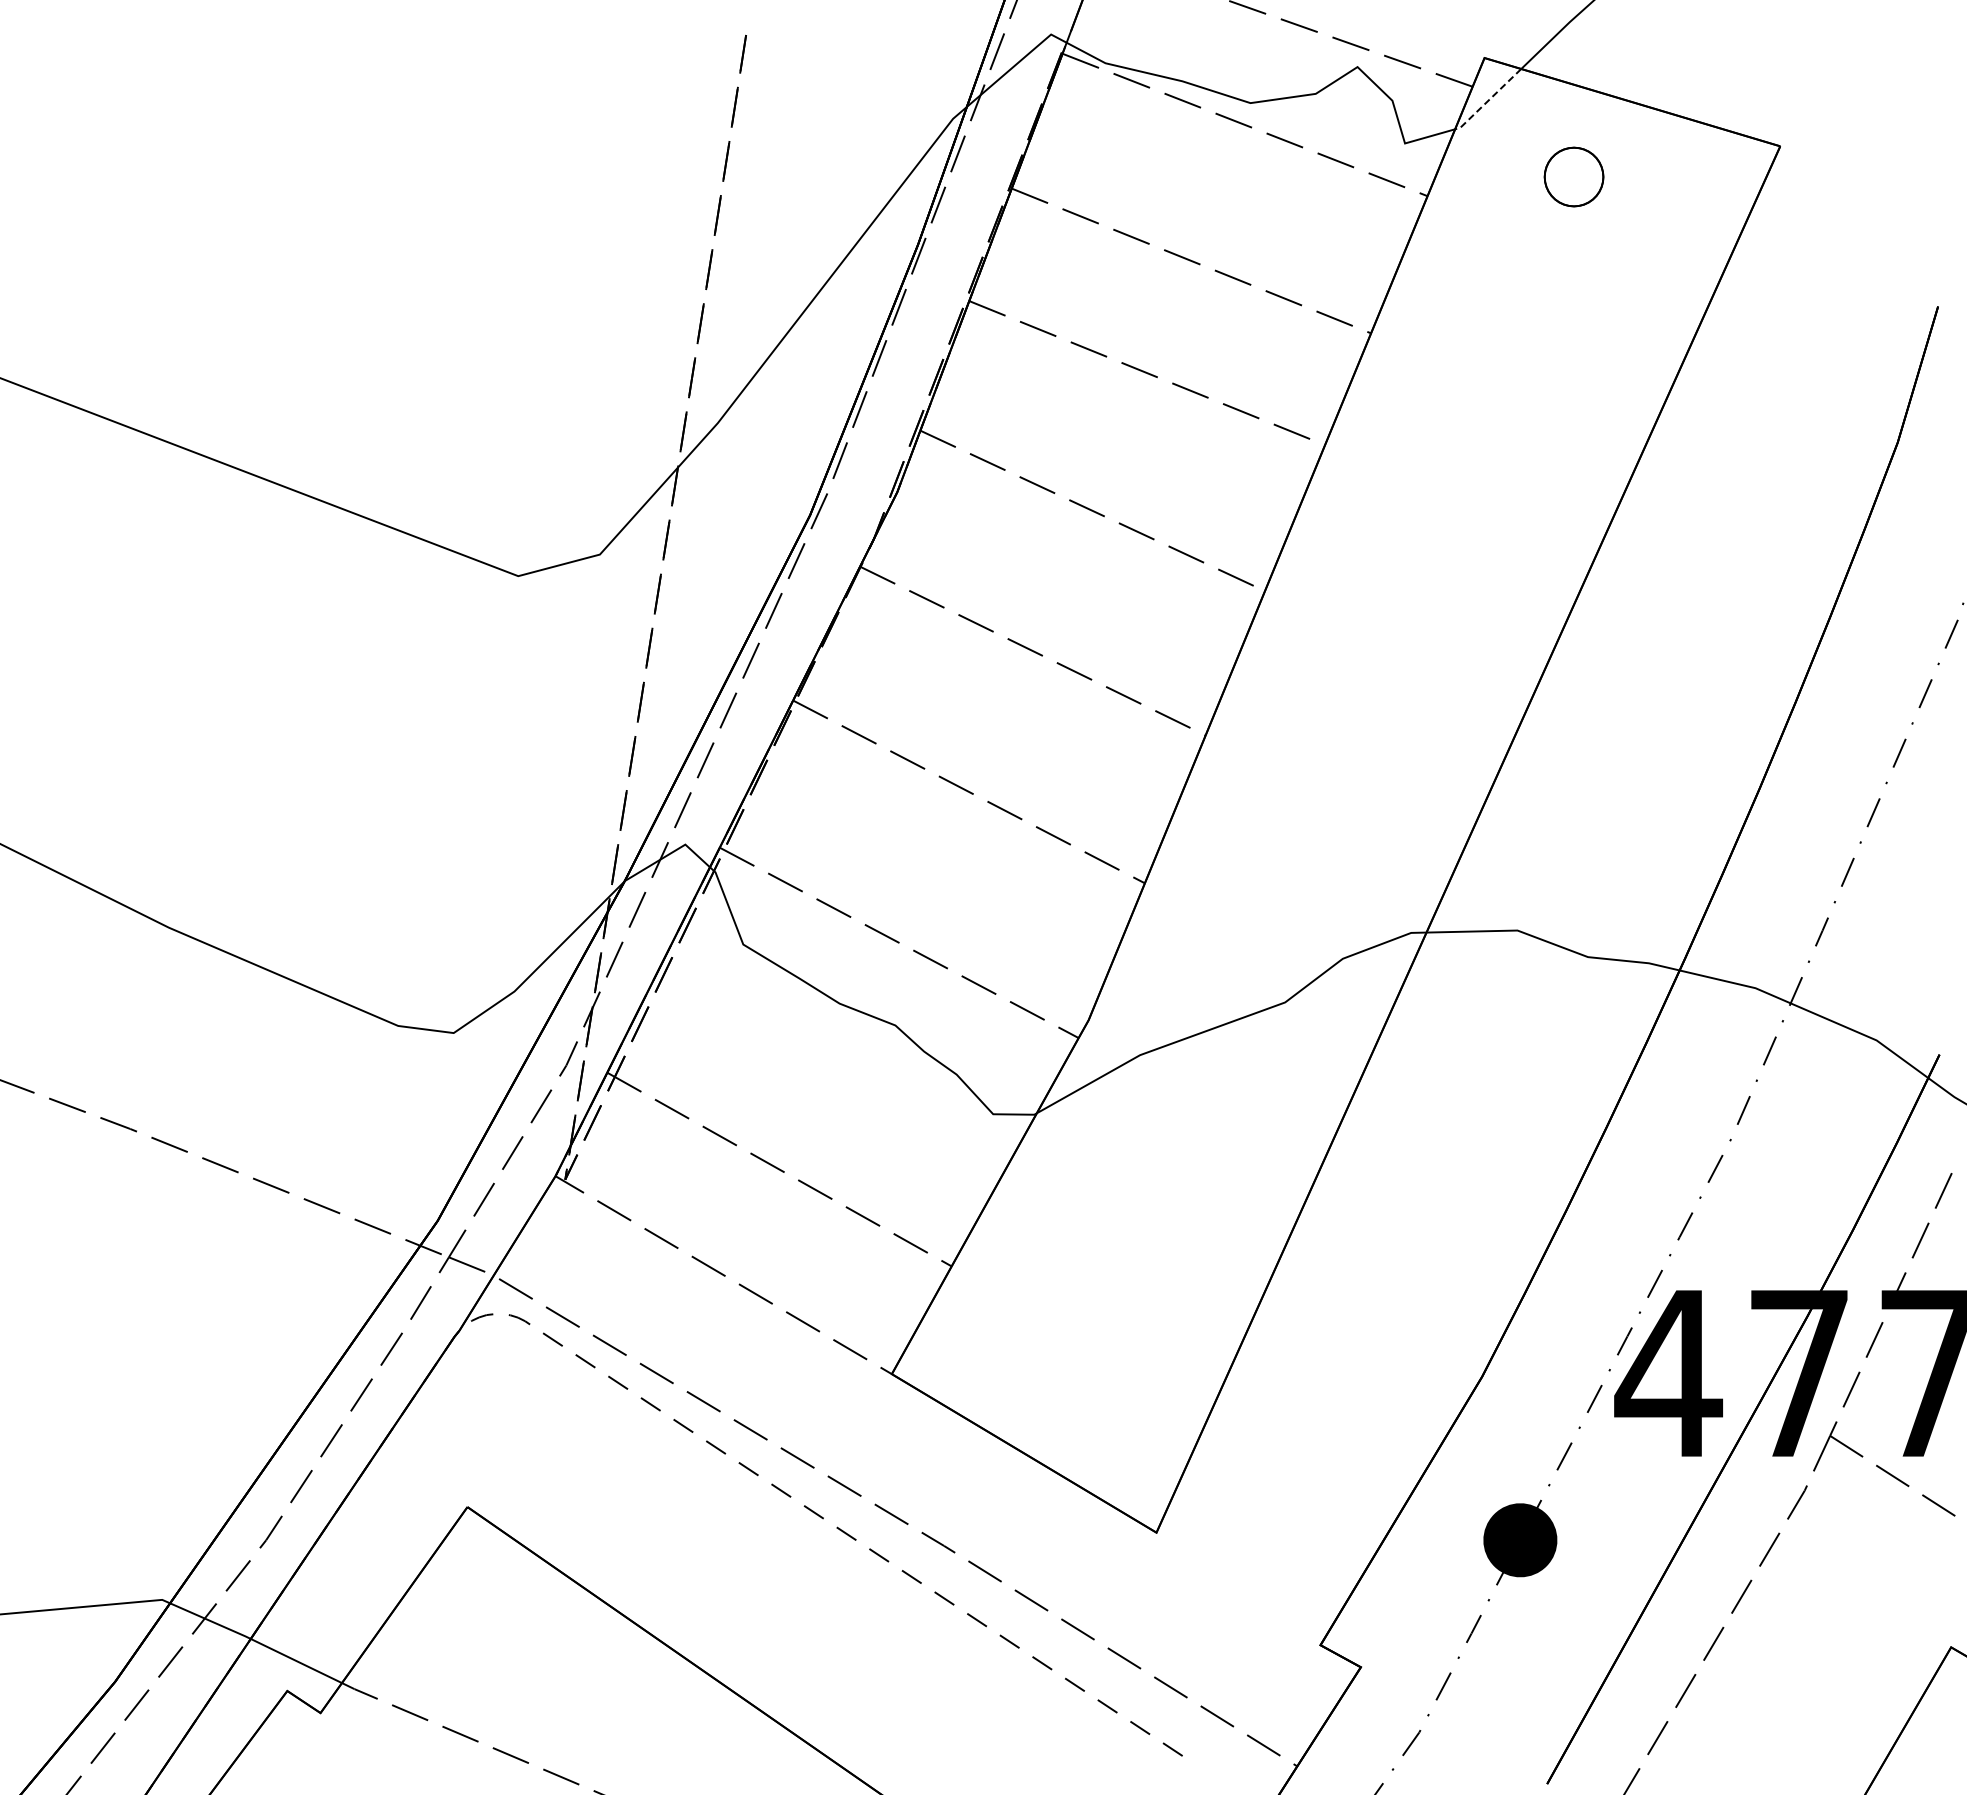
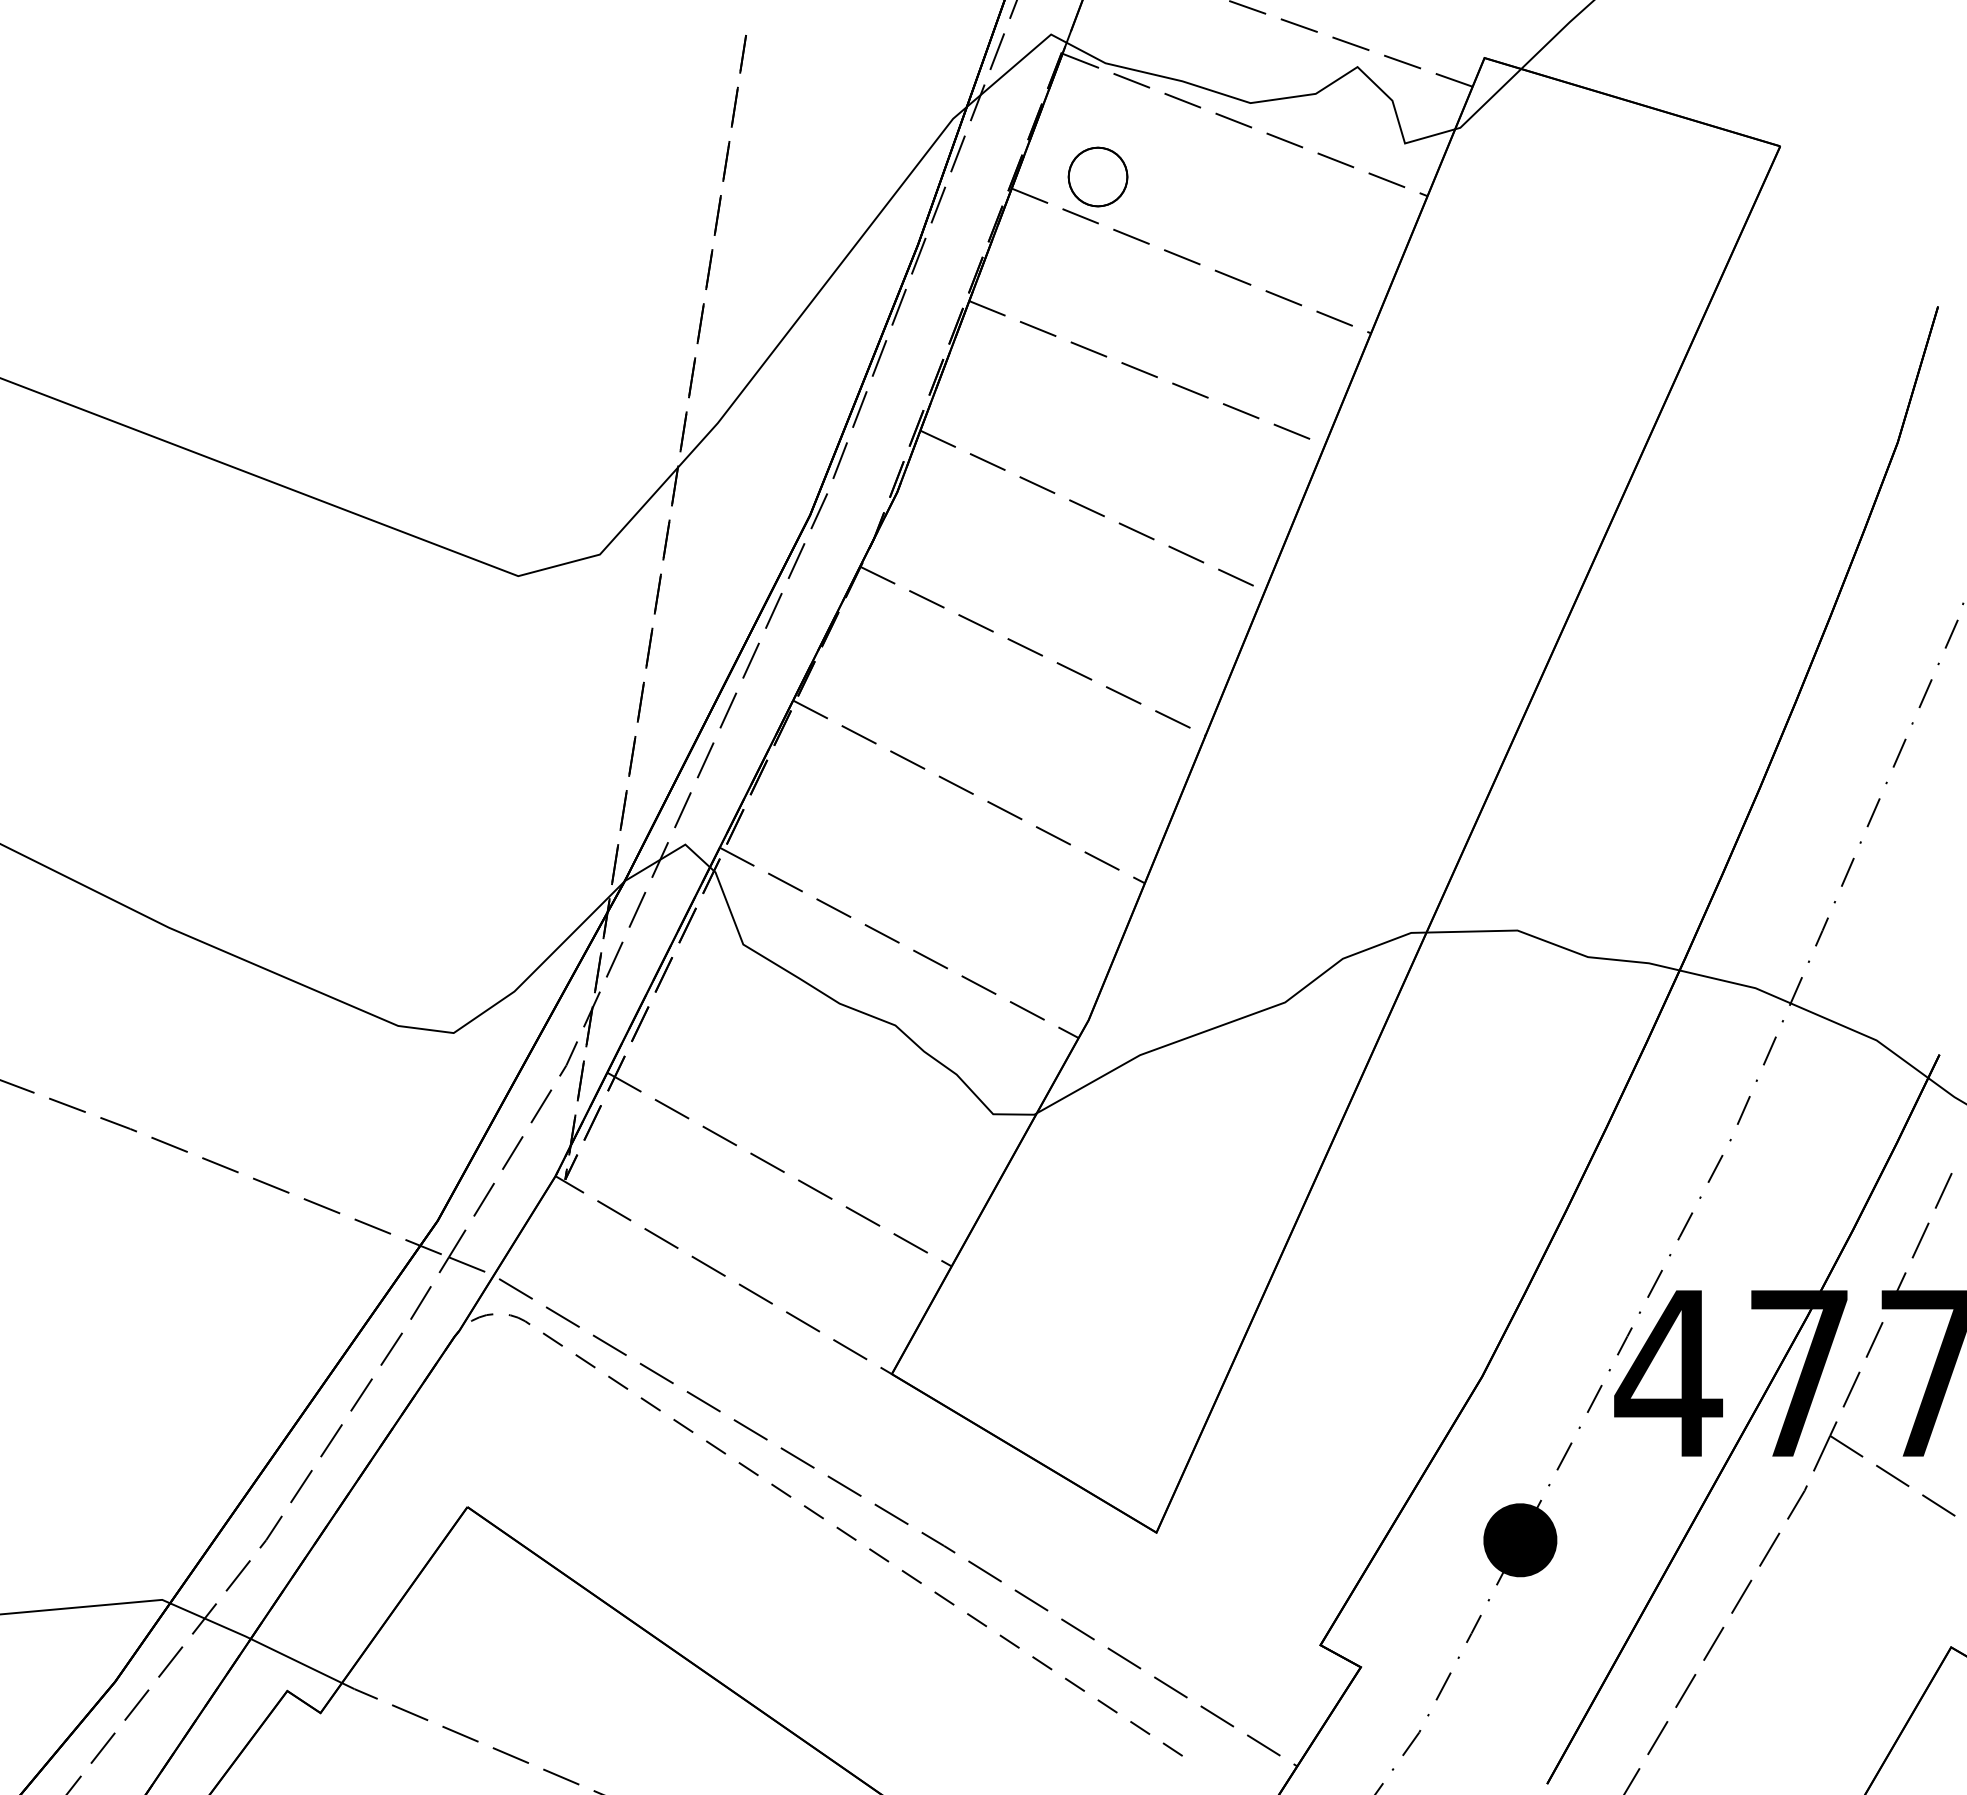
line: dashed -> solid (1488, 100)
part position: (1573, 176) -> (1097, 176) (1097, 176)
